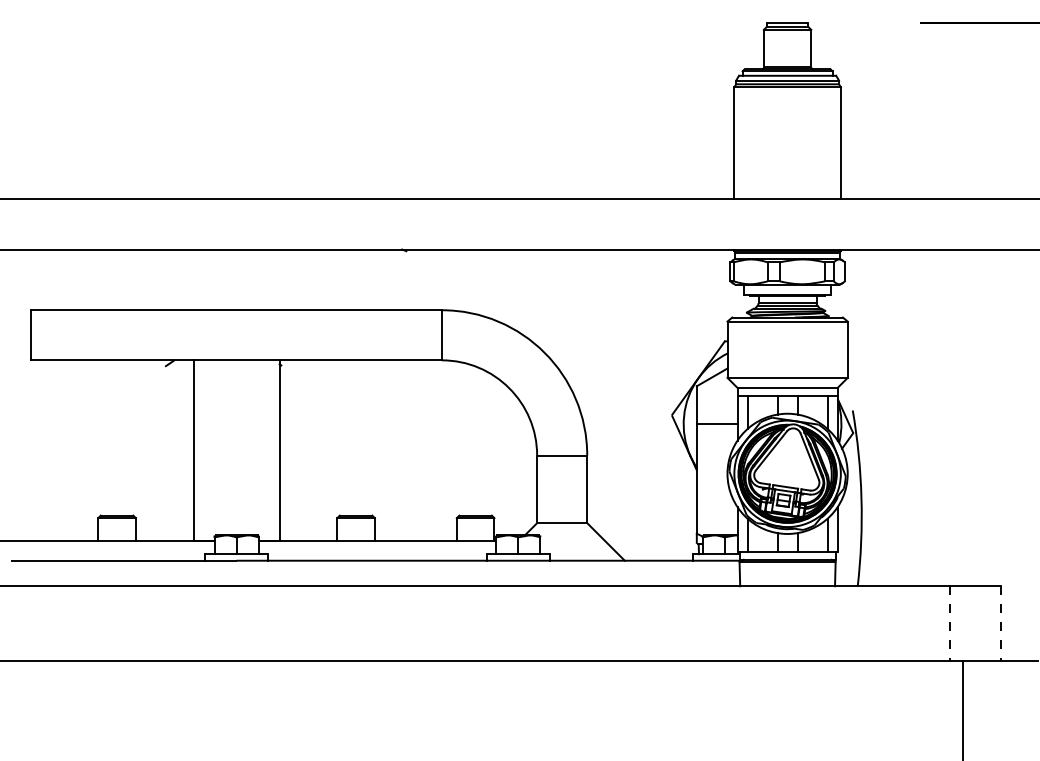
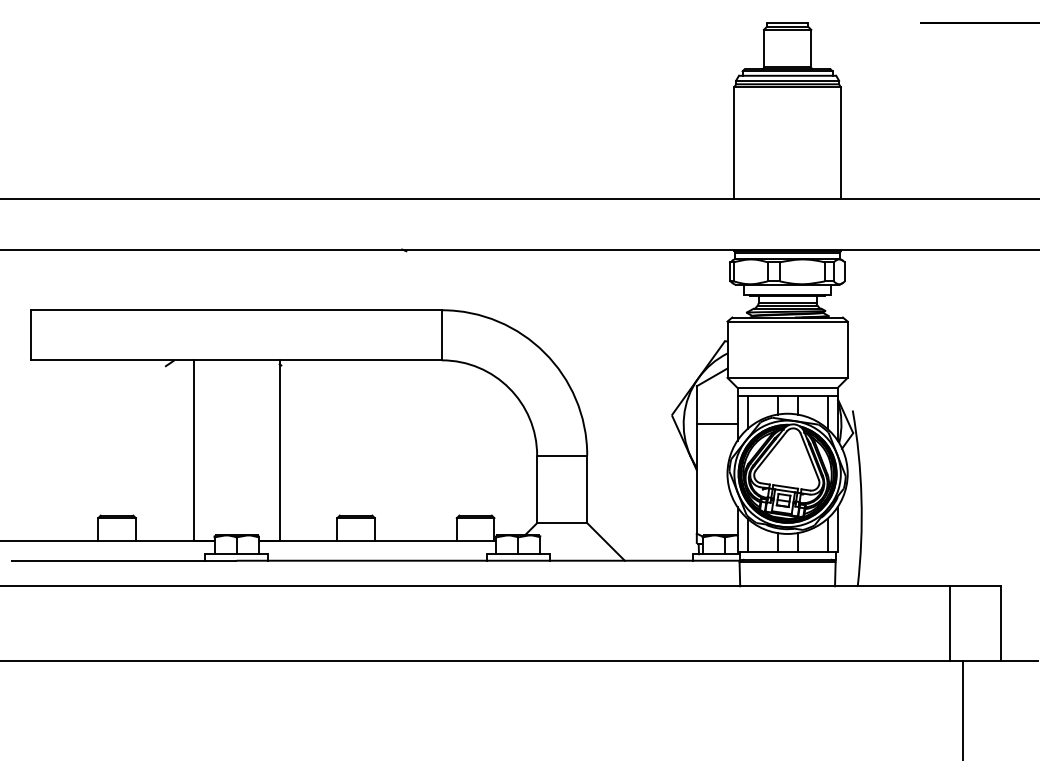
line: dashed -> solid (950, 623)
line: dashed -> solid (1000, 623)
